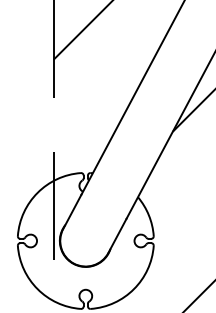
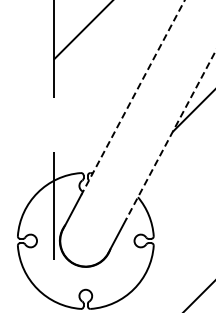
line: solid -> dashed (132, 97)
line: solid -> dashed (171, 134)
